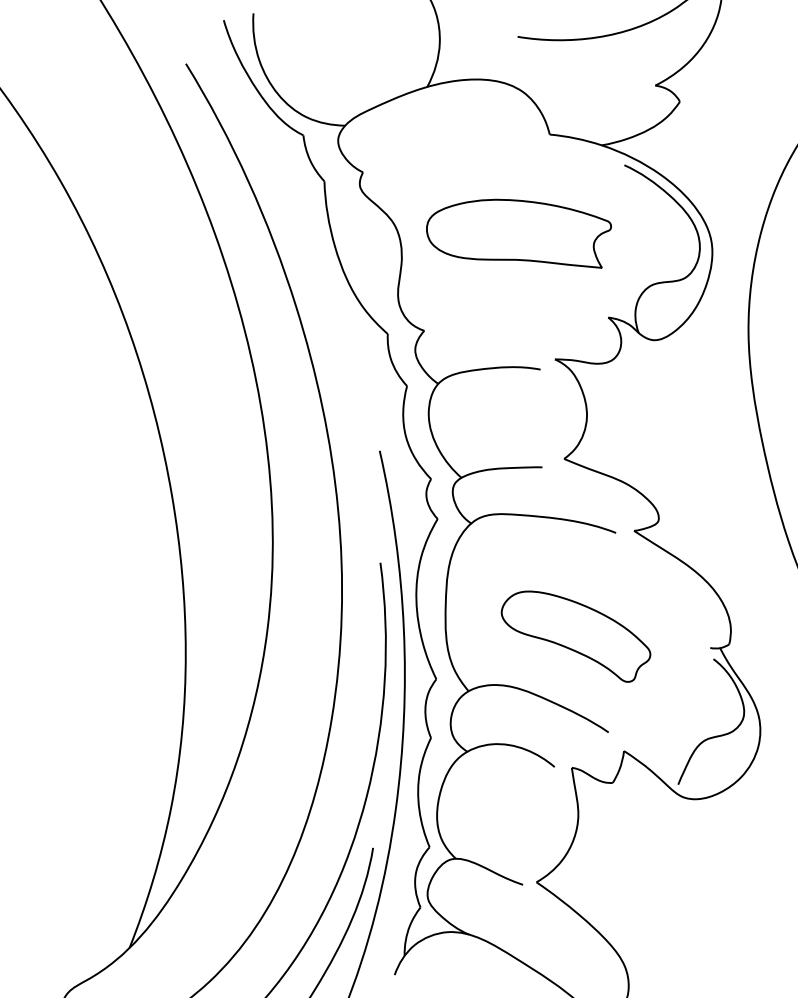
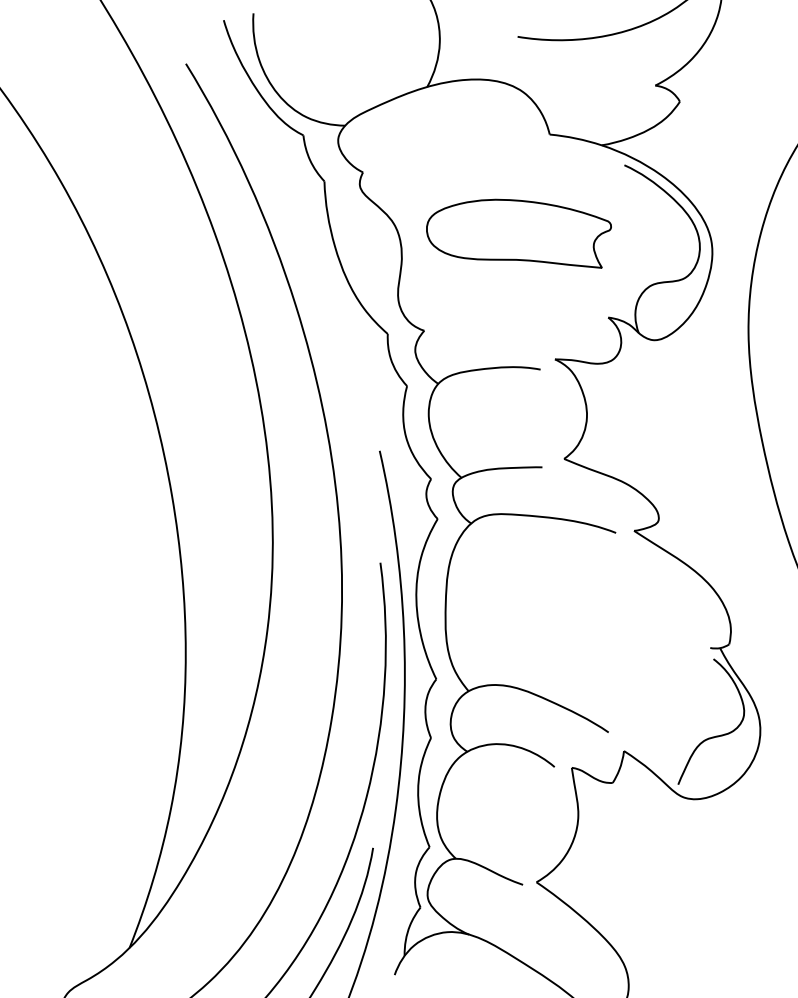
part: present -> none (575, 636)
